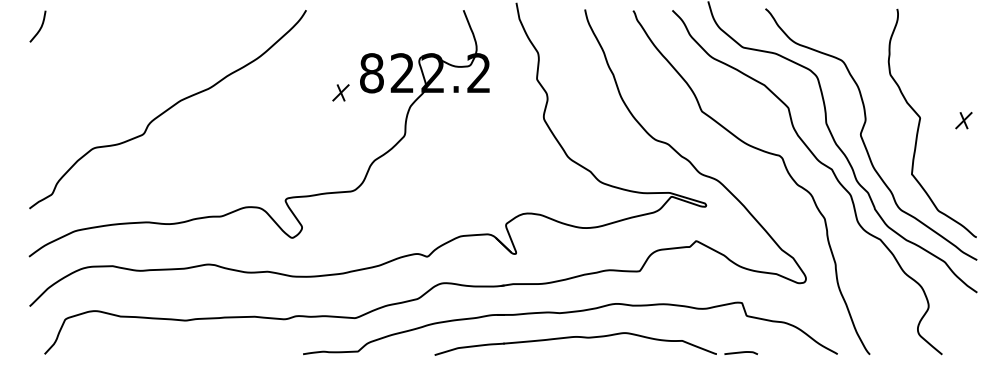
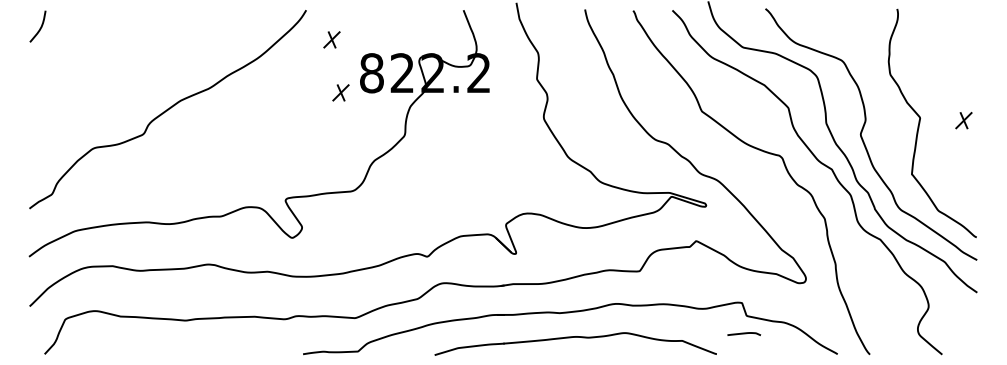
part: none -> present (331, 39)
curve position: (741, 352) -> (744, 333) (744, 333)
